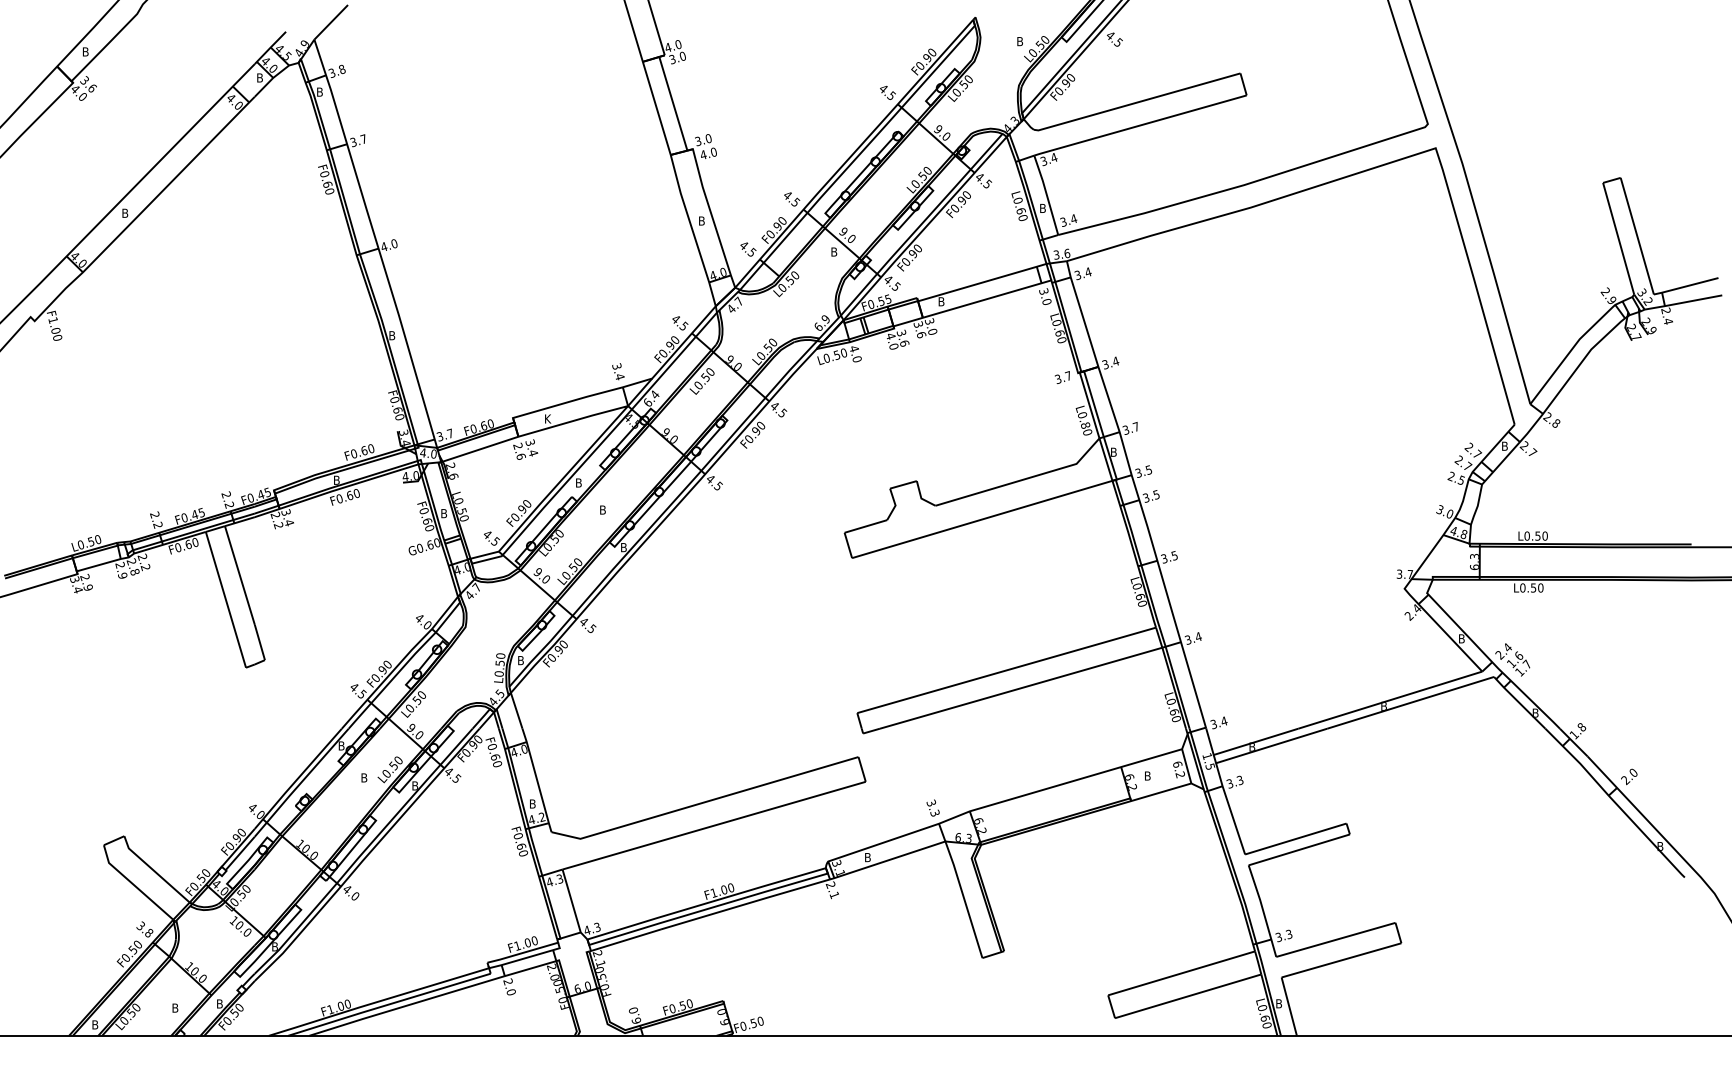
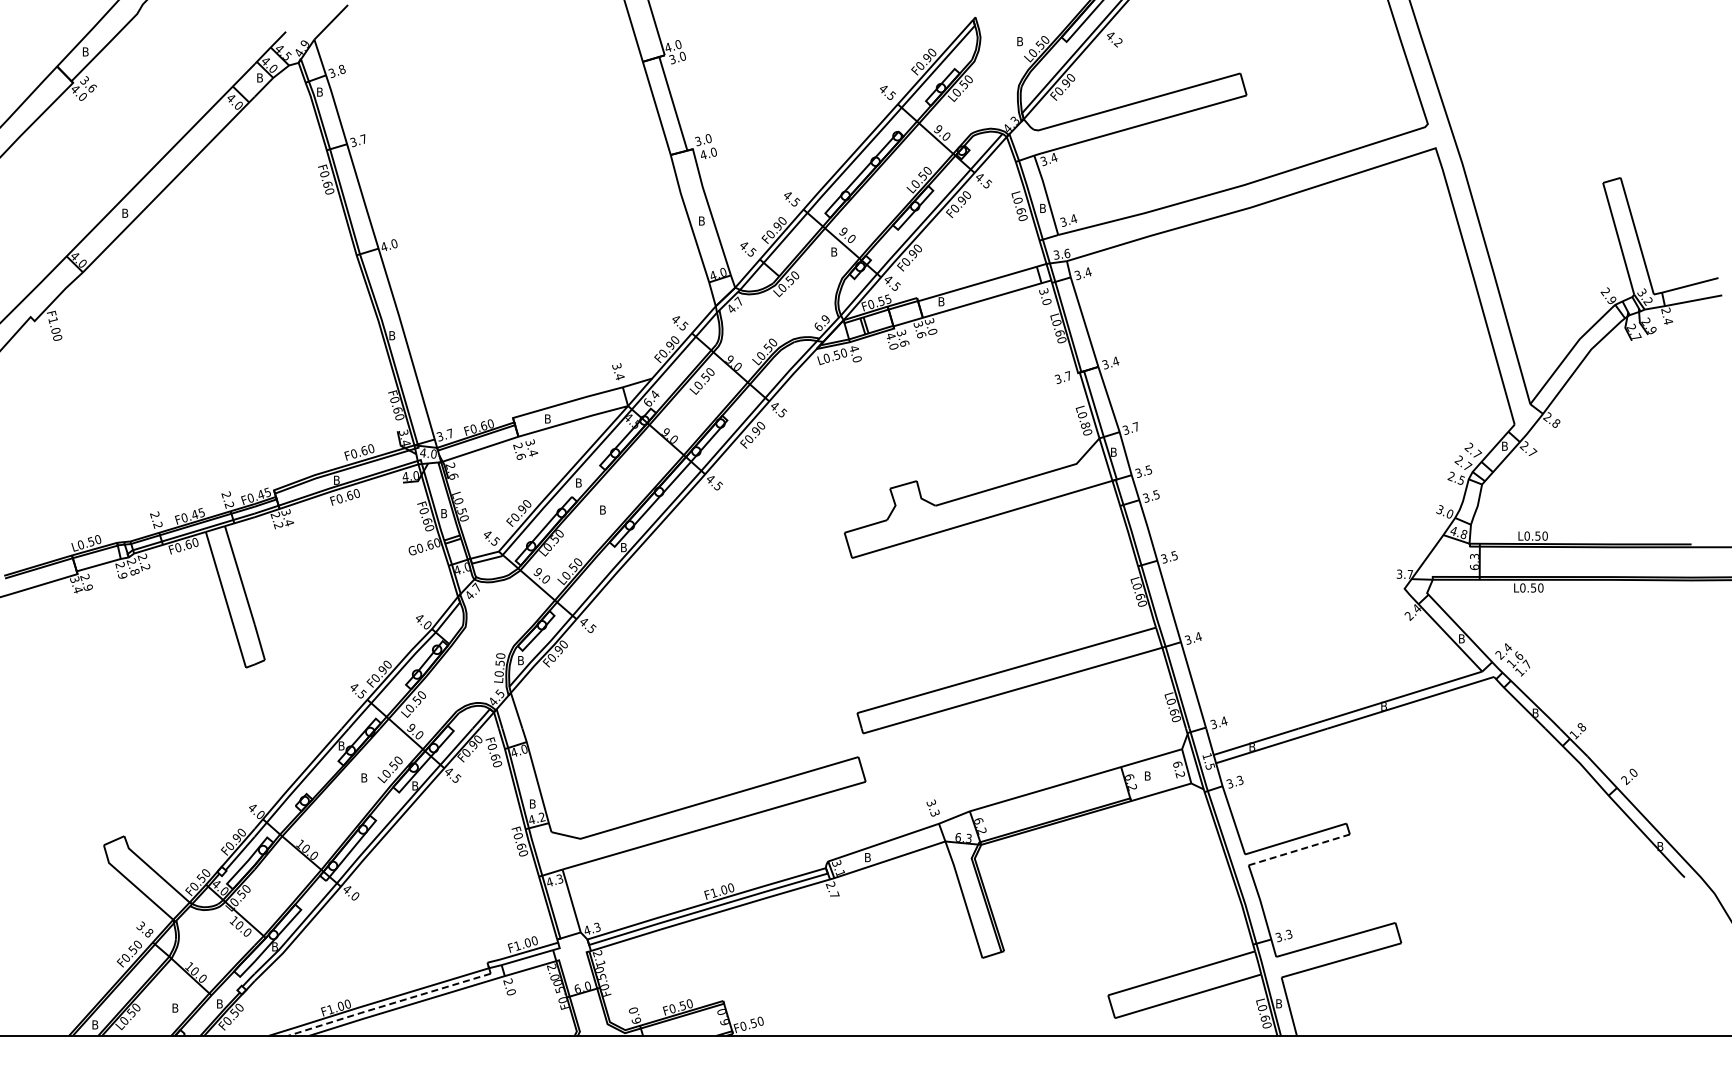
text: 4.5 -> 4.2 (1118, 42)
text: K -> B (548, 418)
line: solid -> dashed (1299, 849)
text: 2.1 -> 2.7 (834, 895)
line: solid -> dashed (387, 1004)
